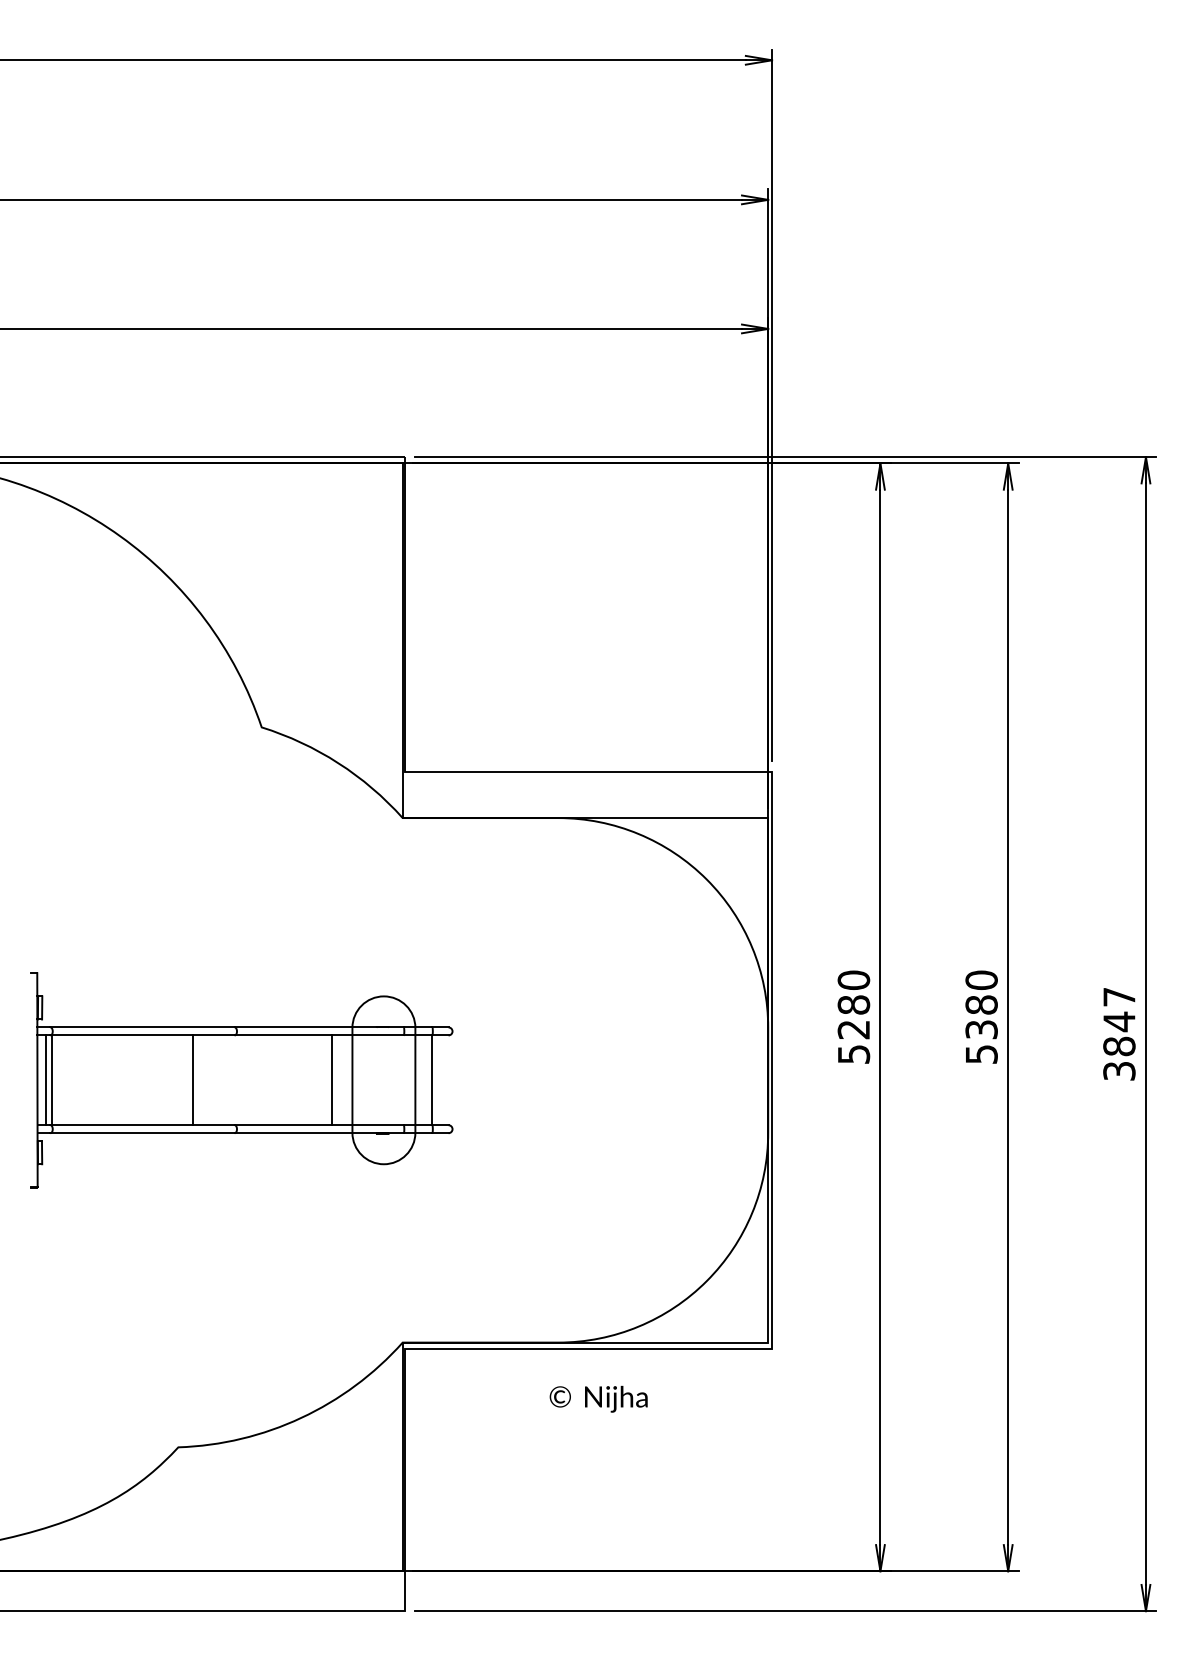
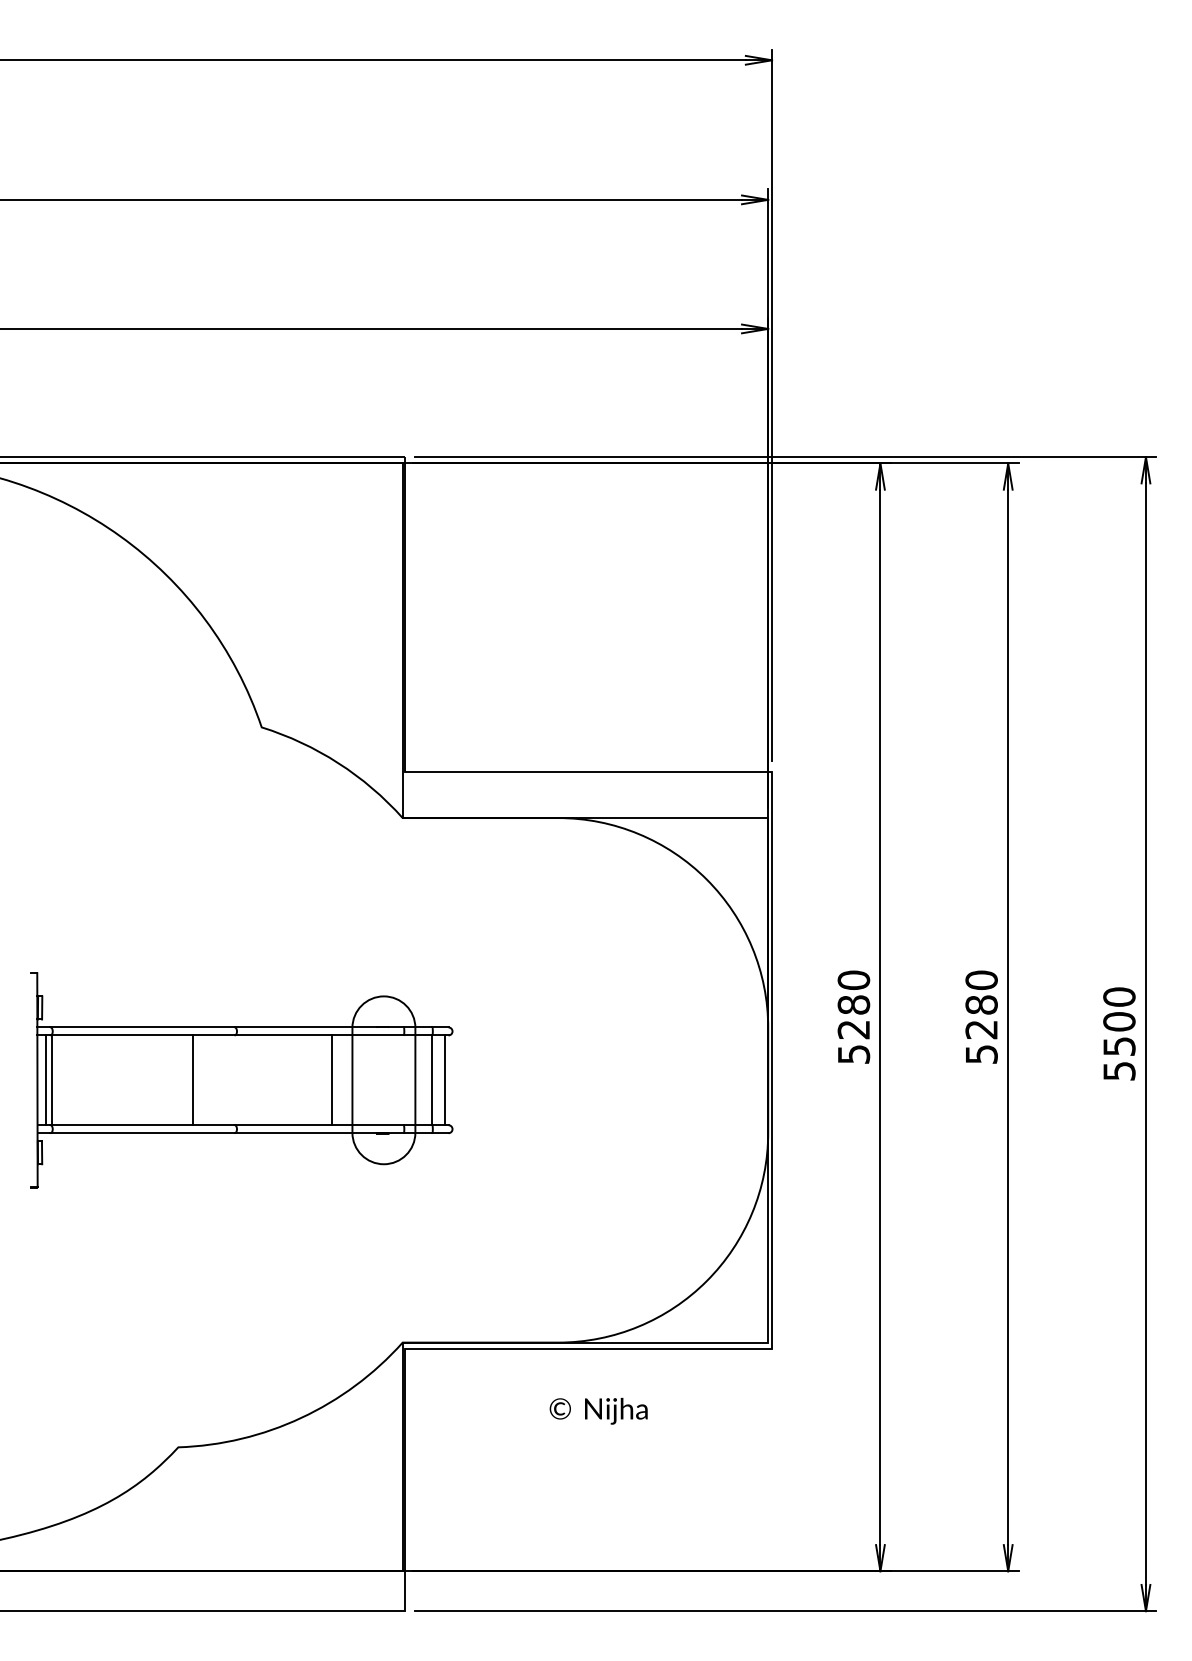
text: 5380 -> 5280 (981, 1029)
text: 3847 -> 5500 (1119, 1033)
line: none -> present (444, 1080)
text position: (598, 1398) -> (598, 1410) (598, 1410)
